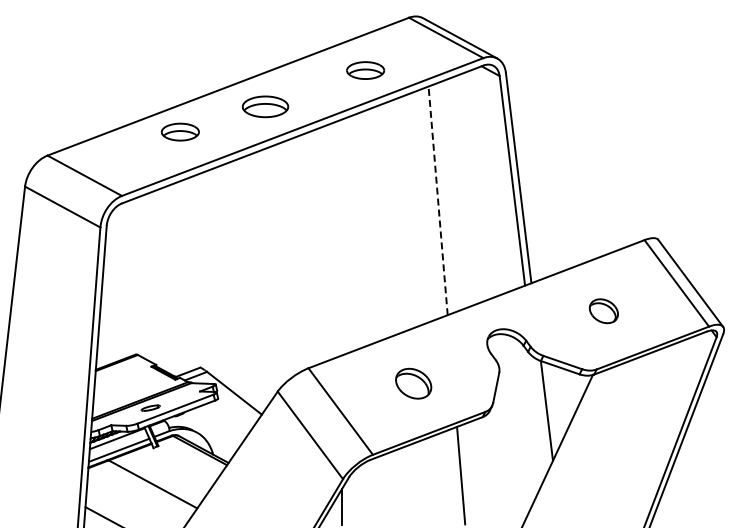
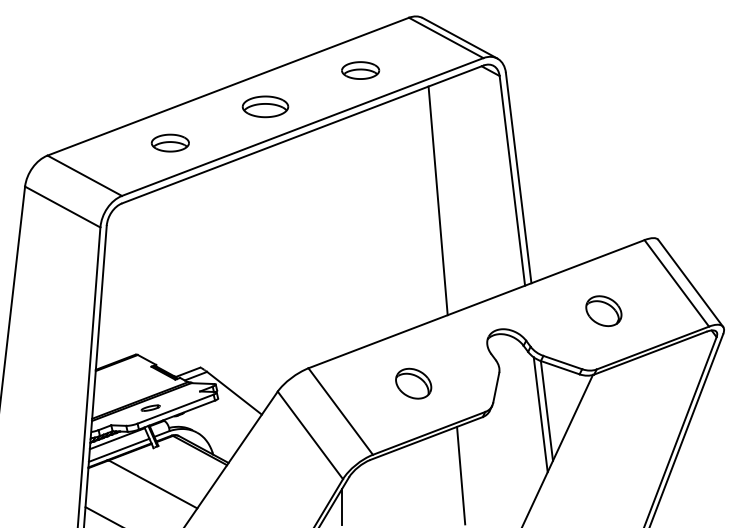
part position: (365, 70) -> (360, 70) (360, 70)
part position: (179, 131) -> (169, 142) (169, 142)
line: dashed -> solid (438, 200)
part size: 31x27 px -> 38x33 px (603, 311)
line: none -> present (540, 414)
